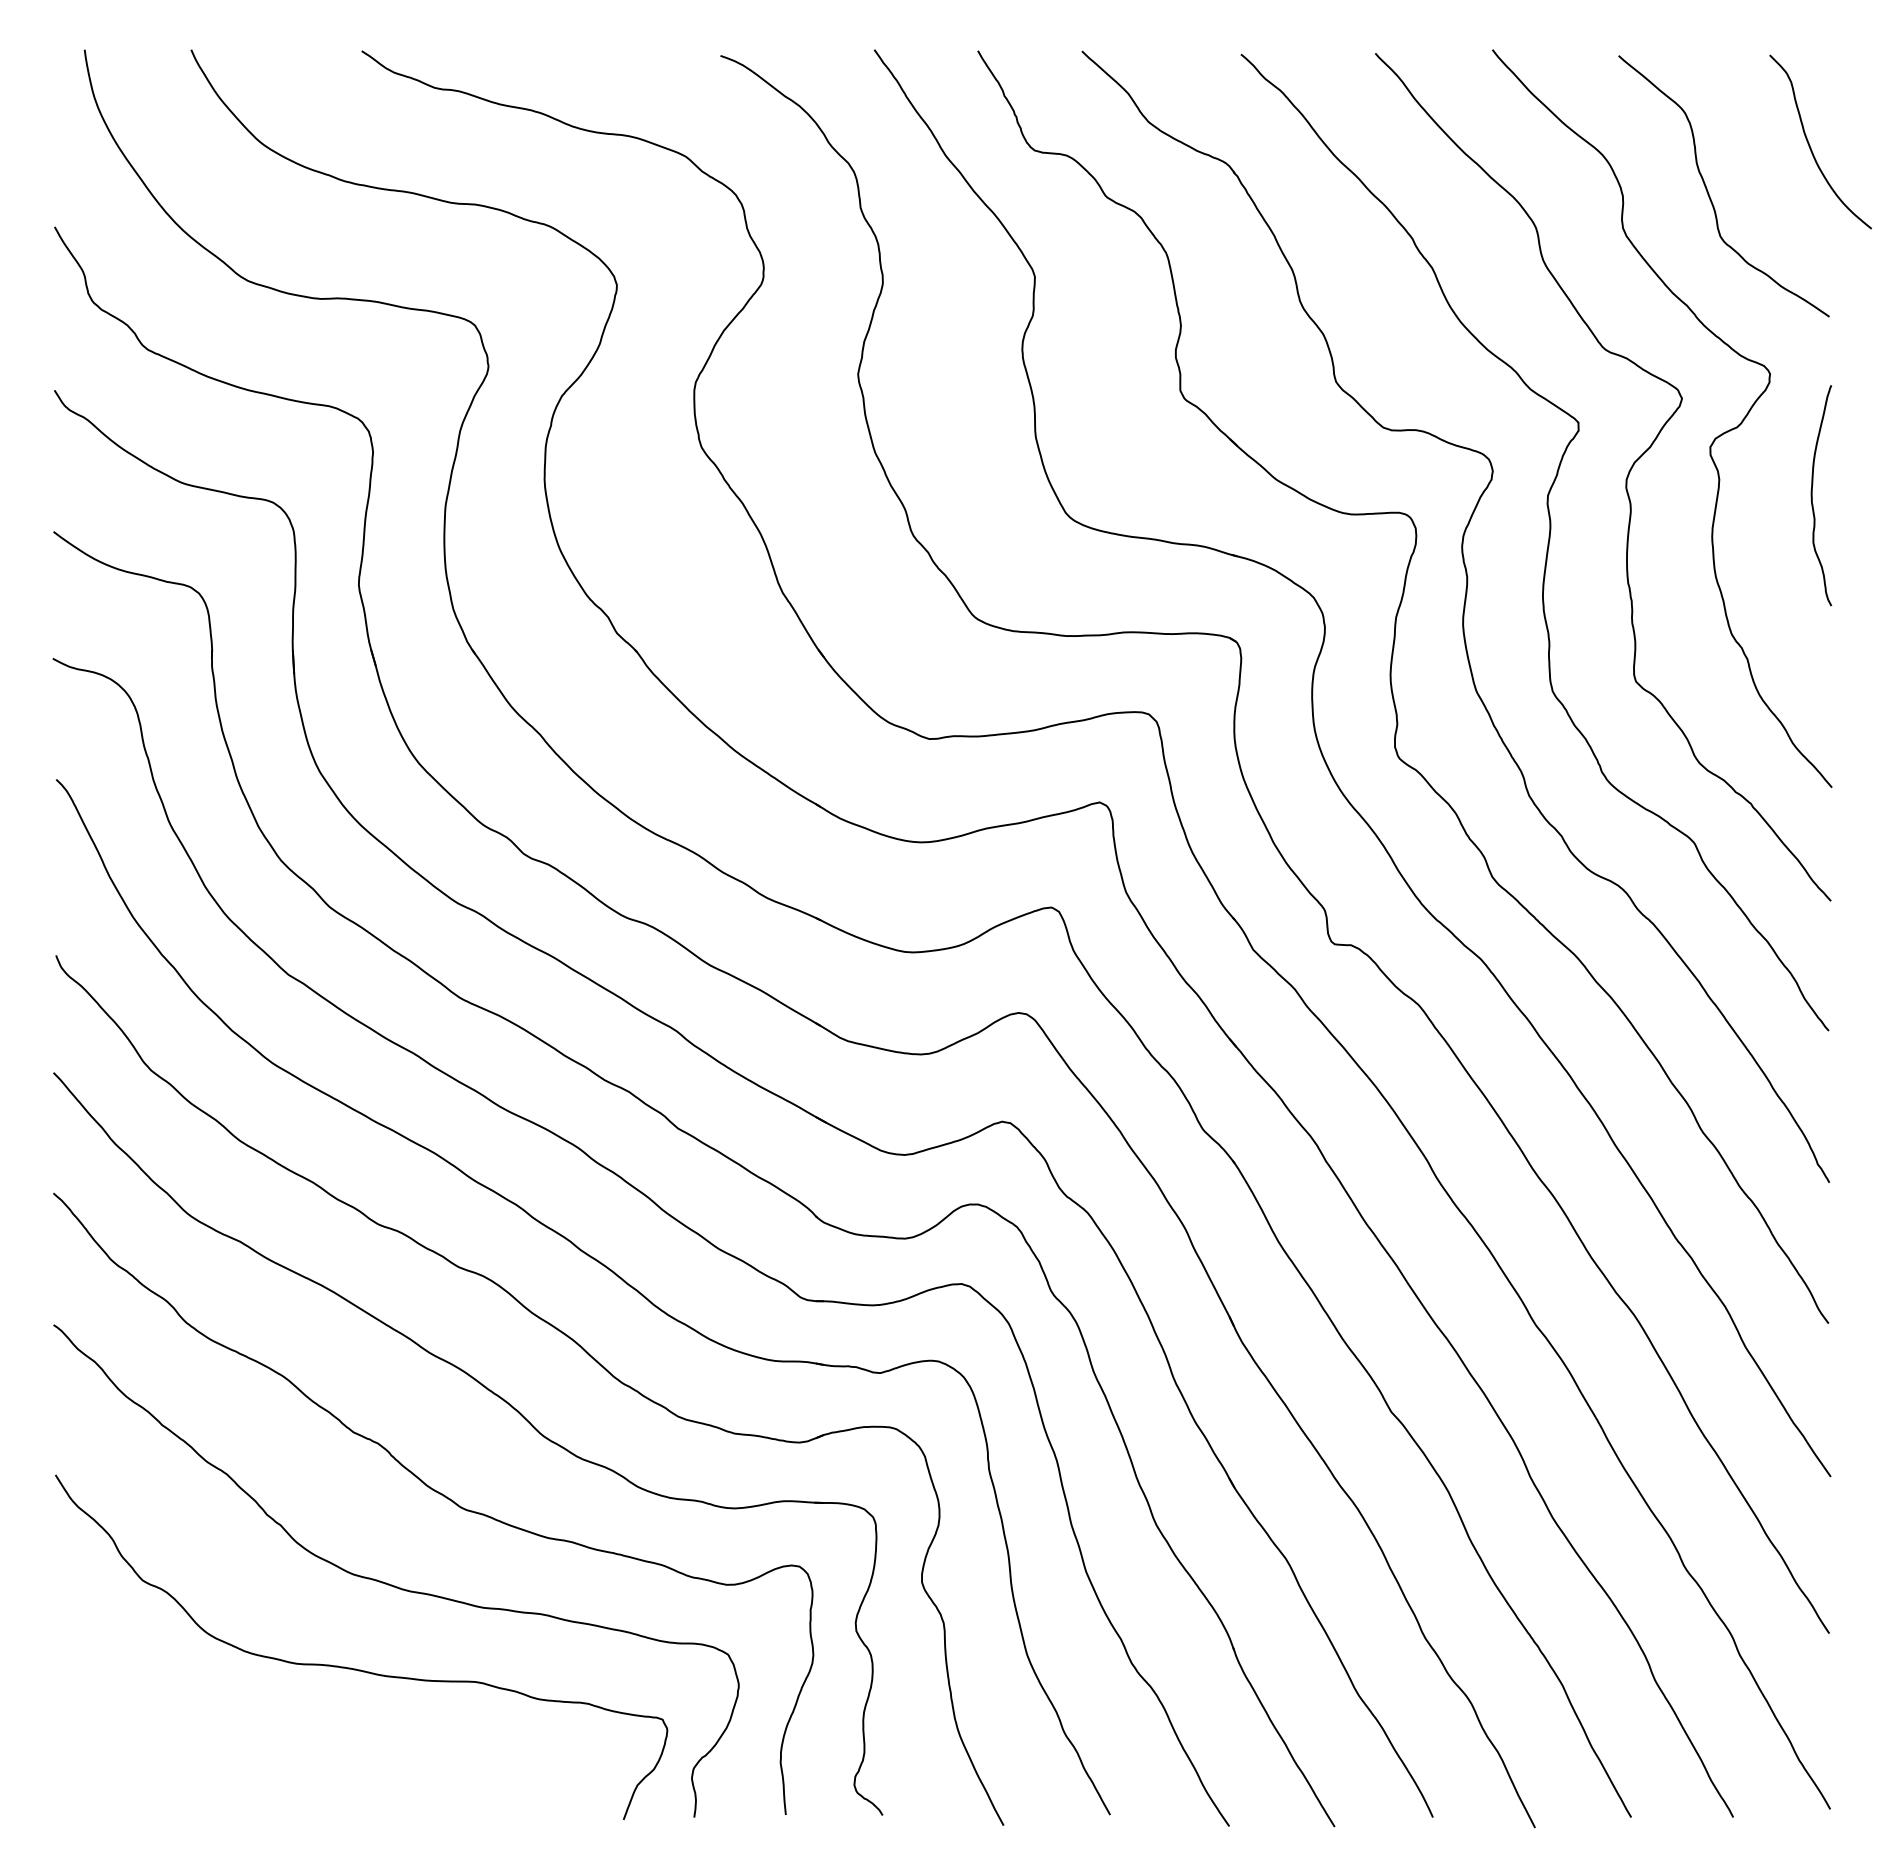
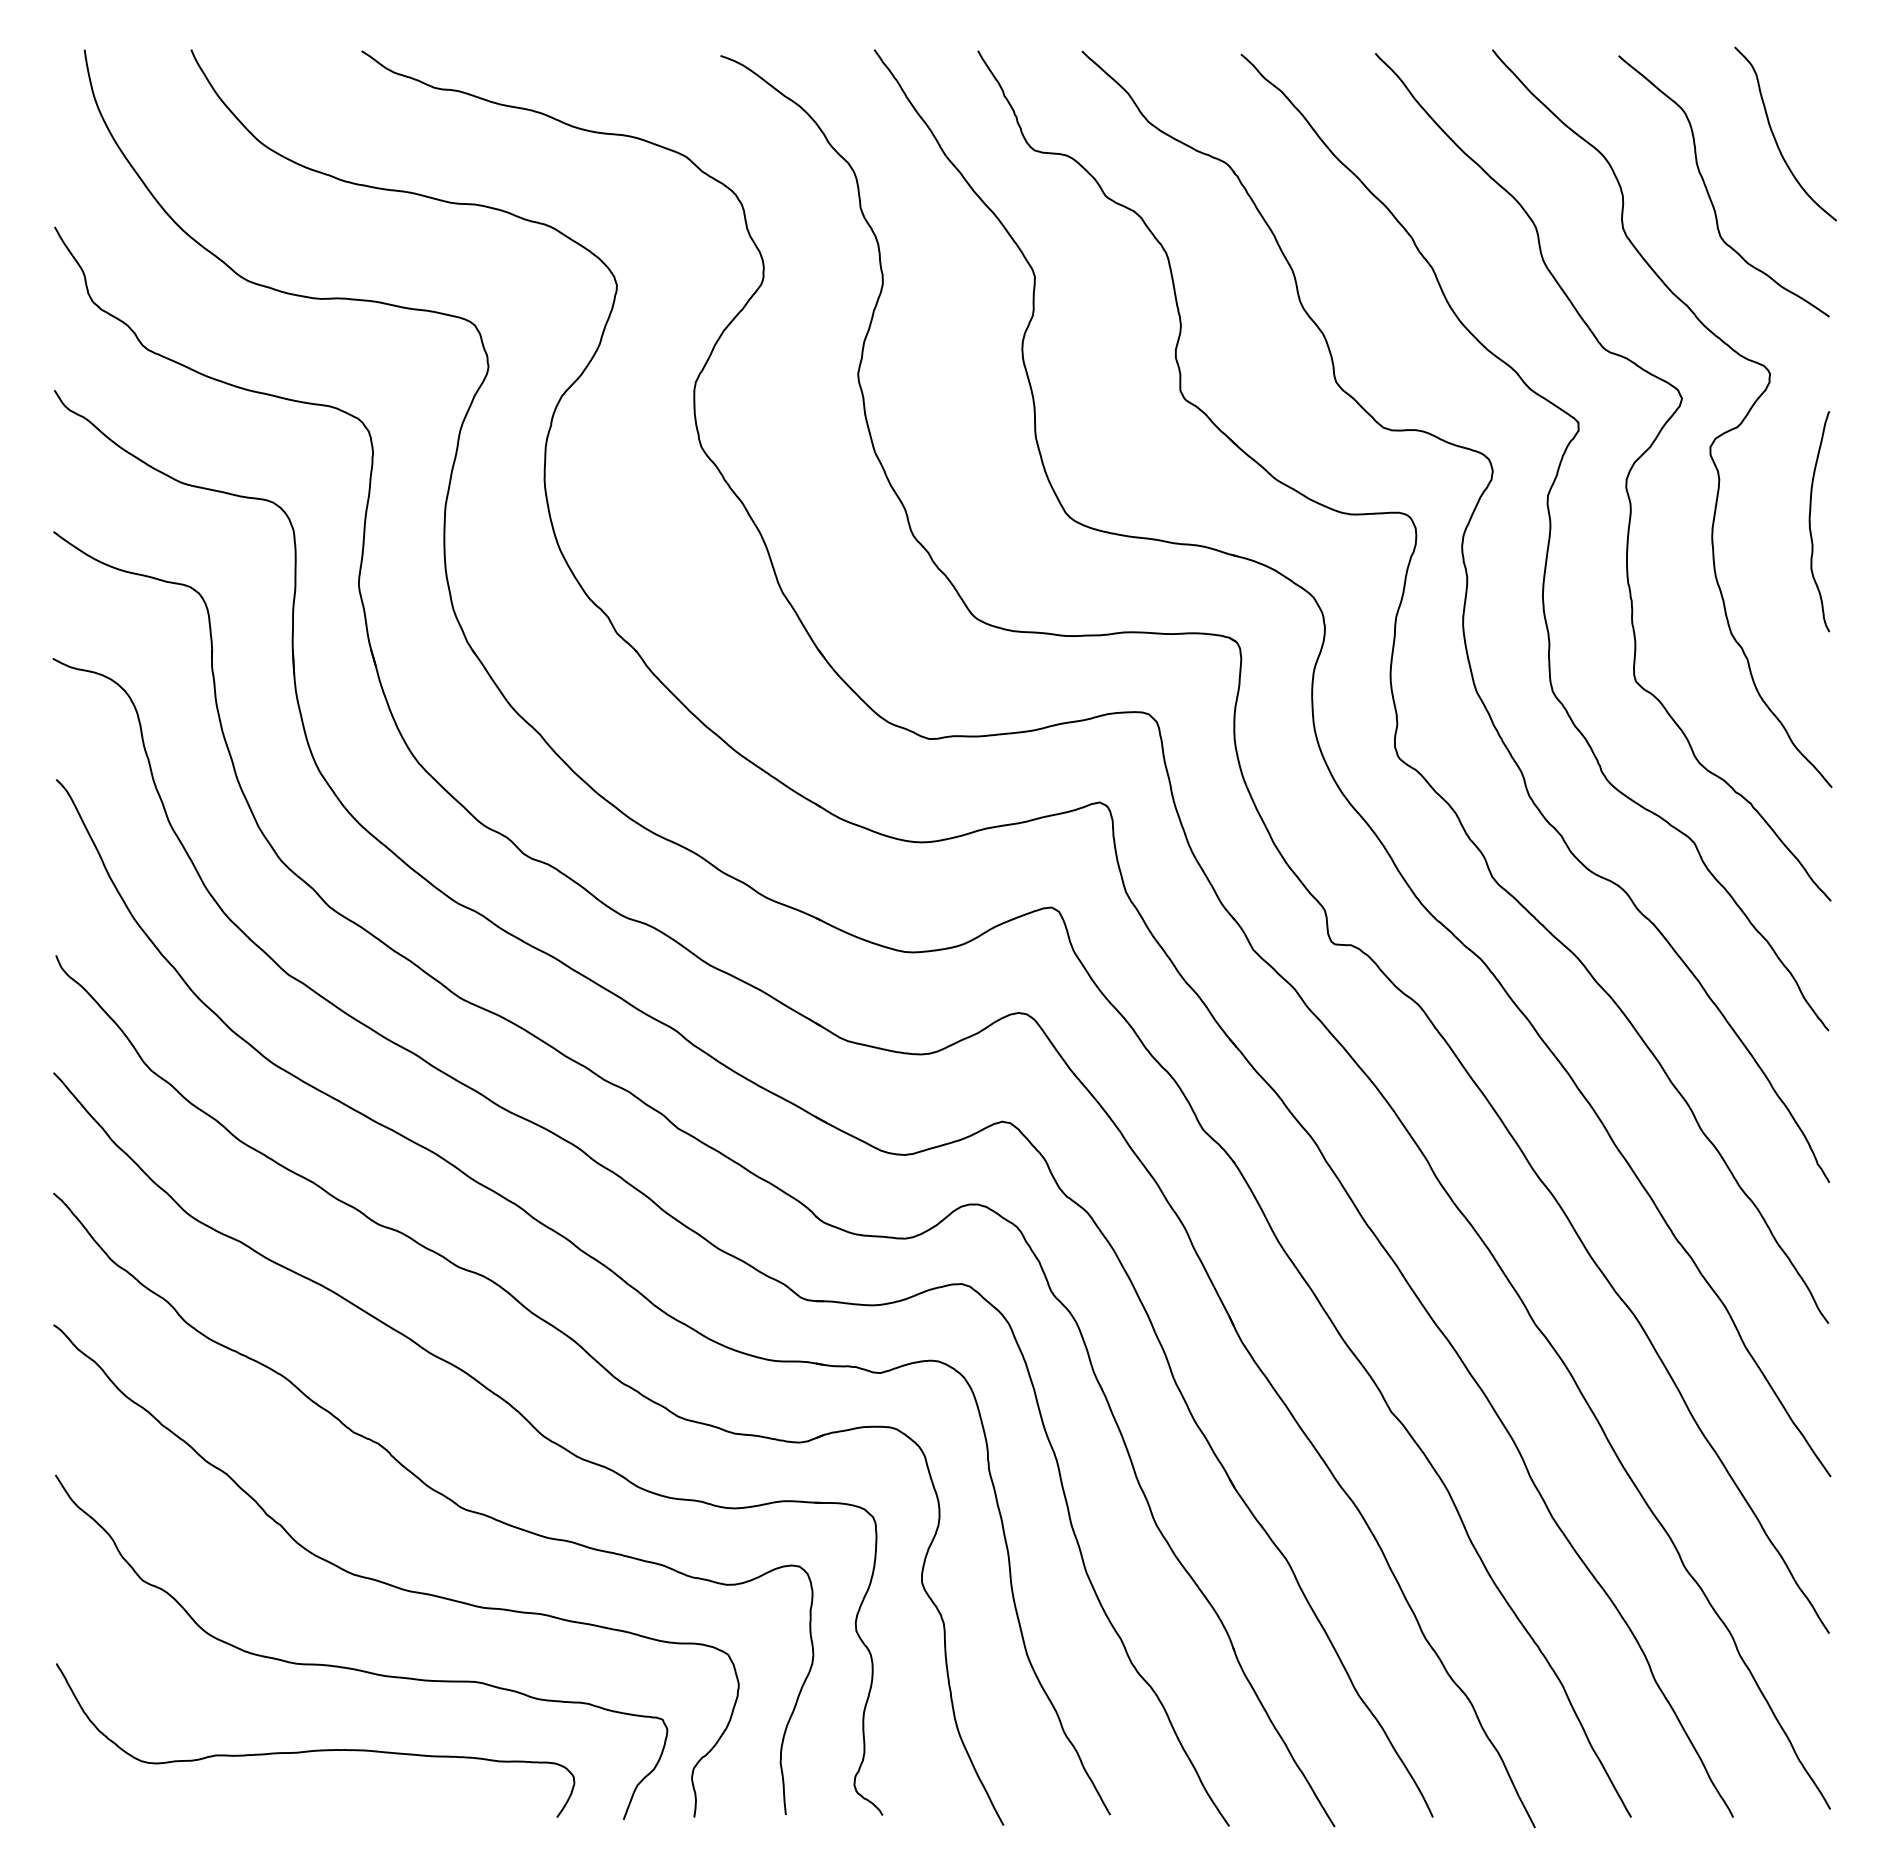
curve position: (1810, 145) -> (1775, 137) (1775, 137)
curve position: (1812, 495) -> (1810, 521) (1810, 521)
curve: none -> present (315, 1749)
